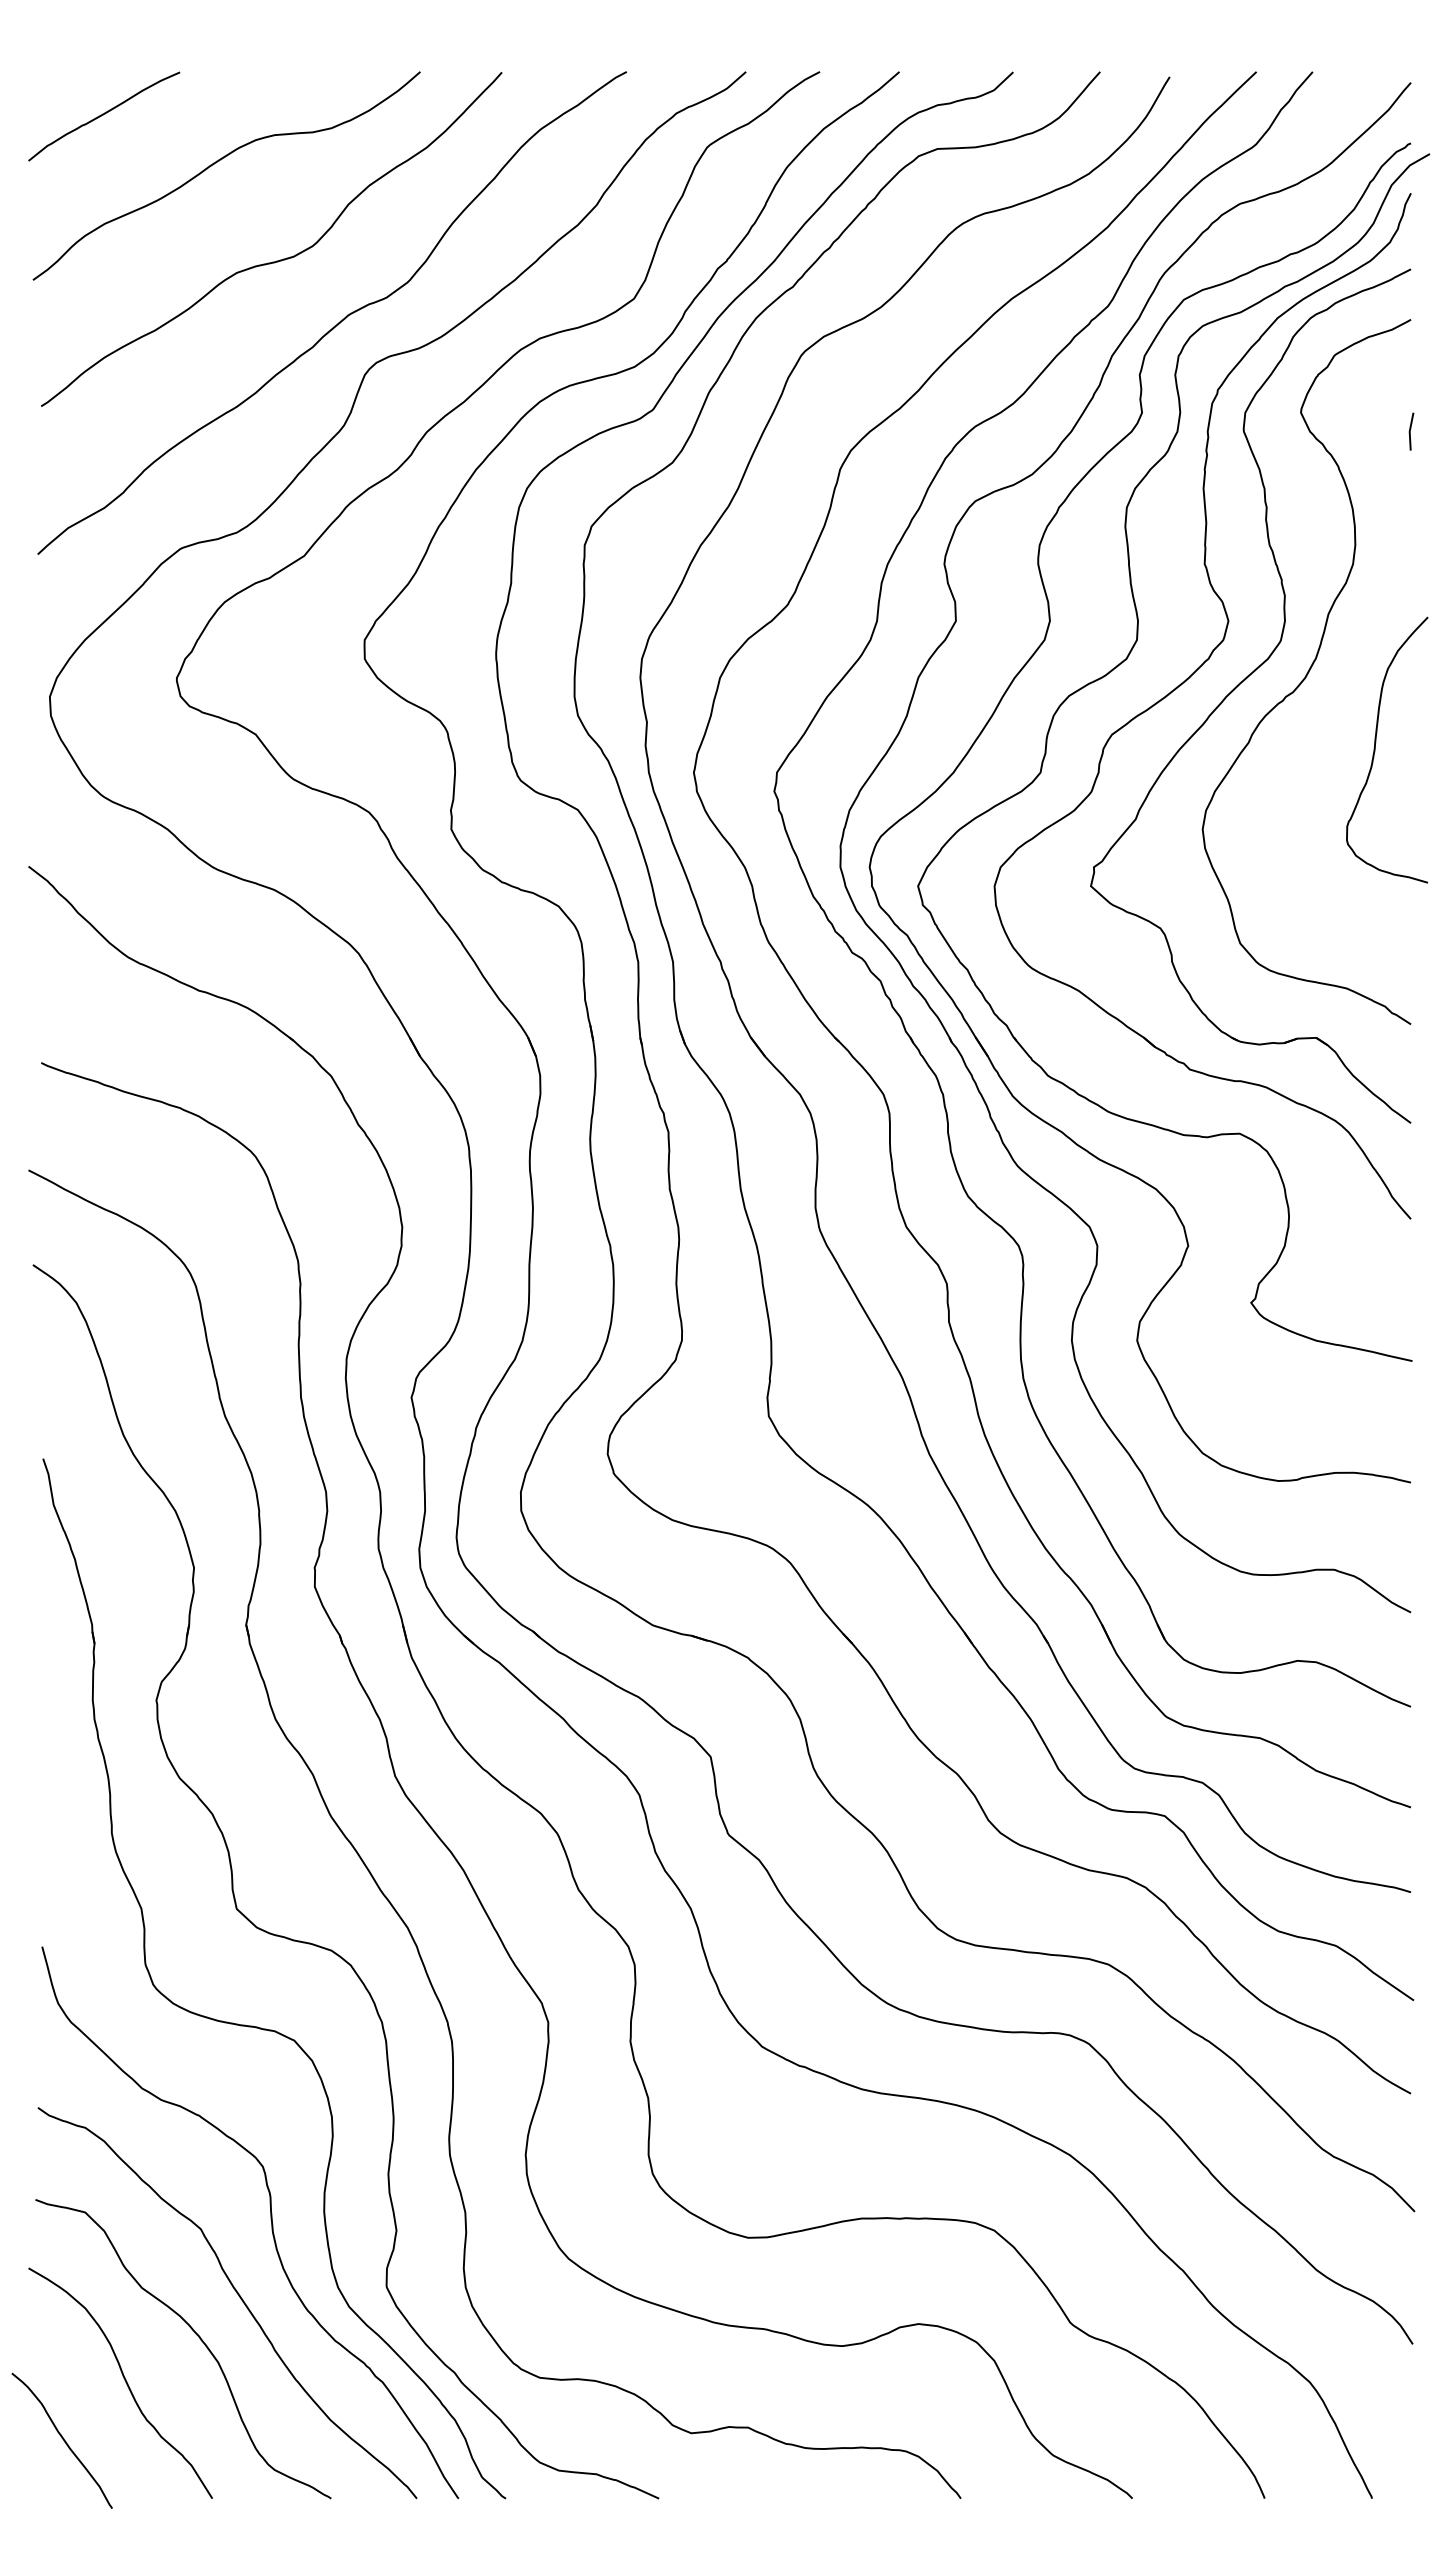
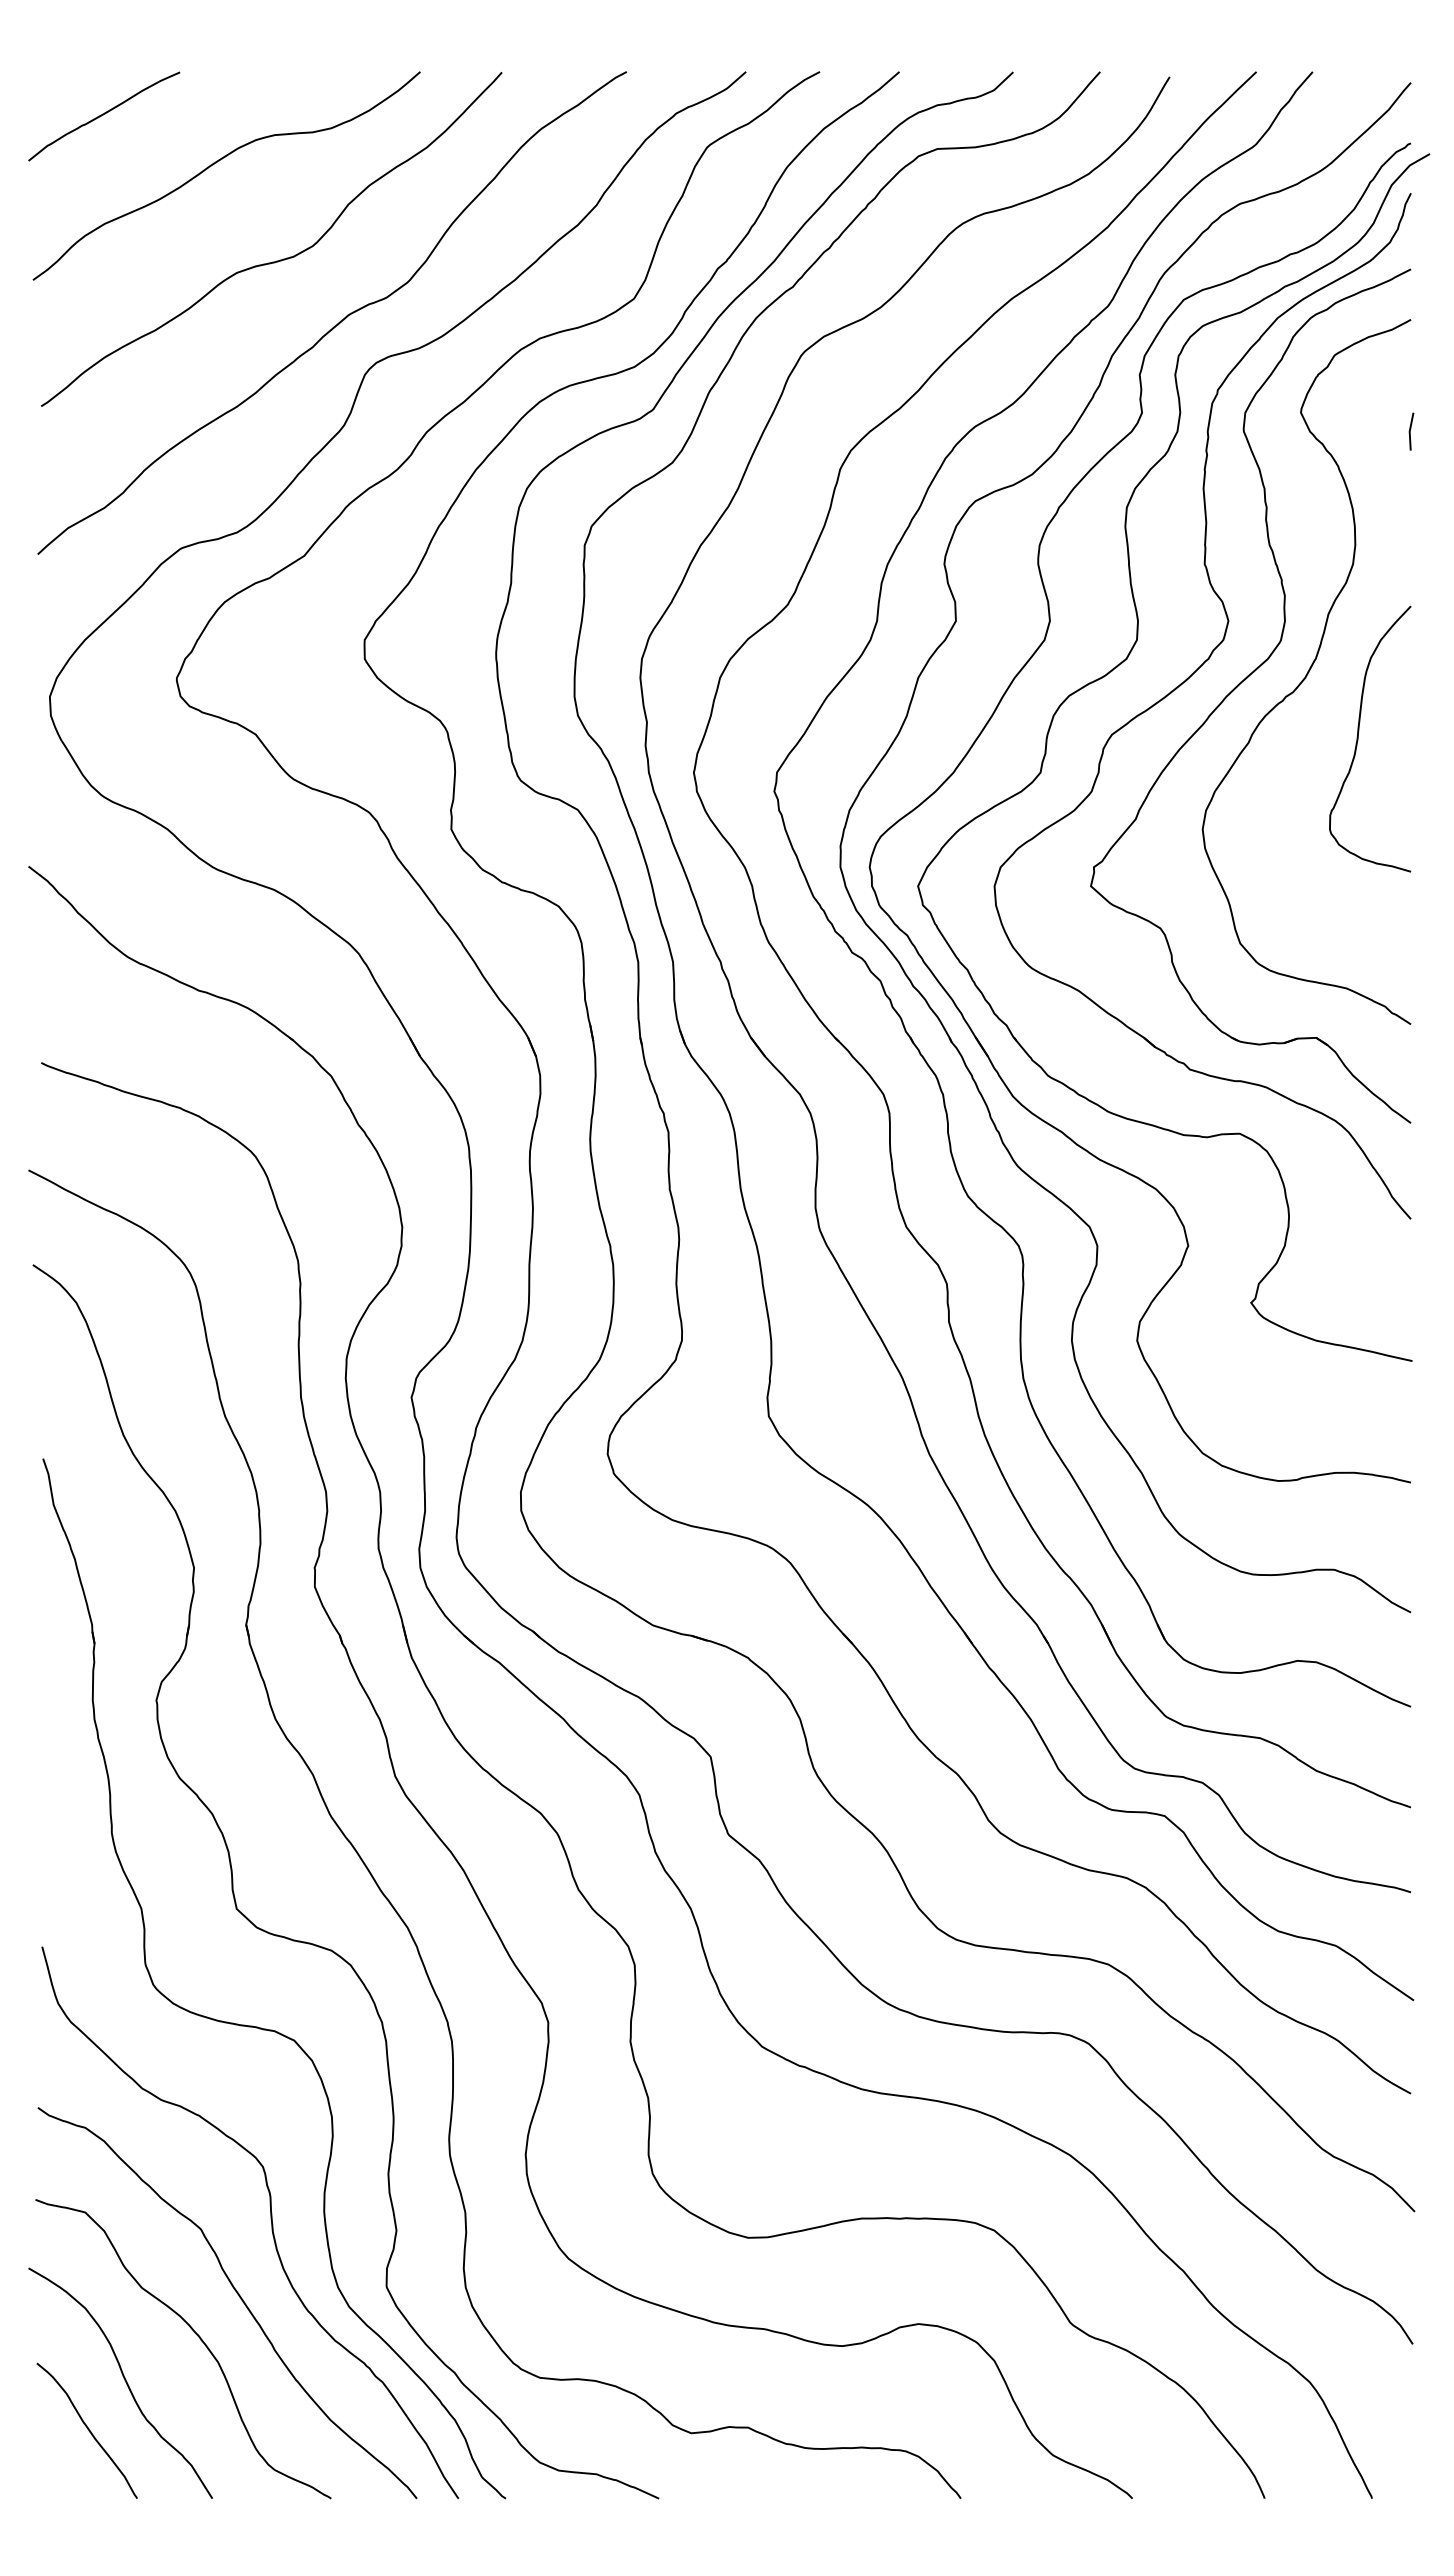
curve position: (1375, 749) -> (1358, 738) (1358, 738)
curve position: (62, 2439) -> (87, 2429) (87, 2429)
